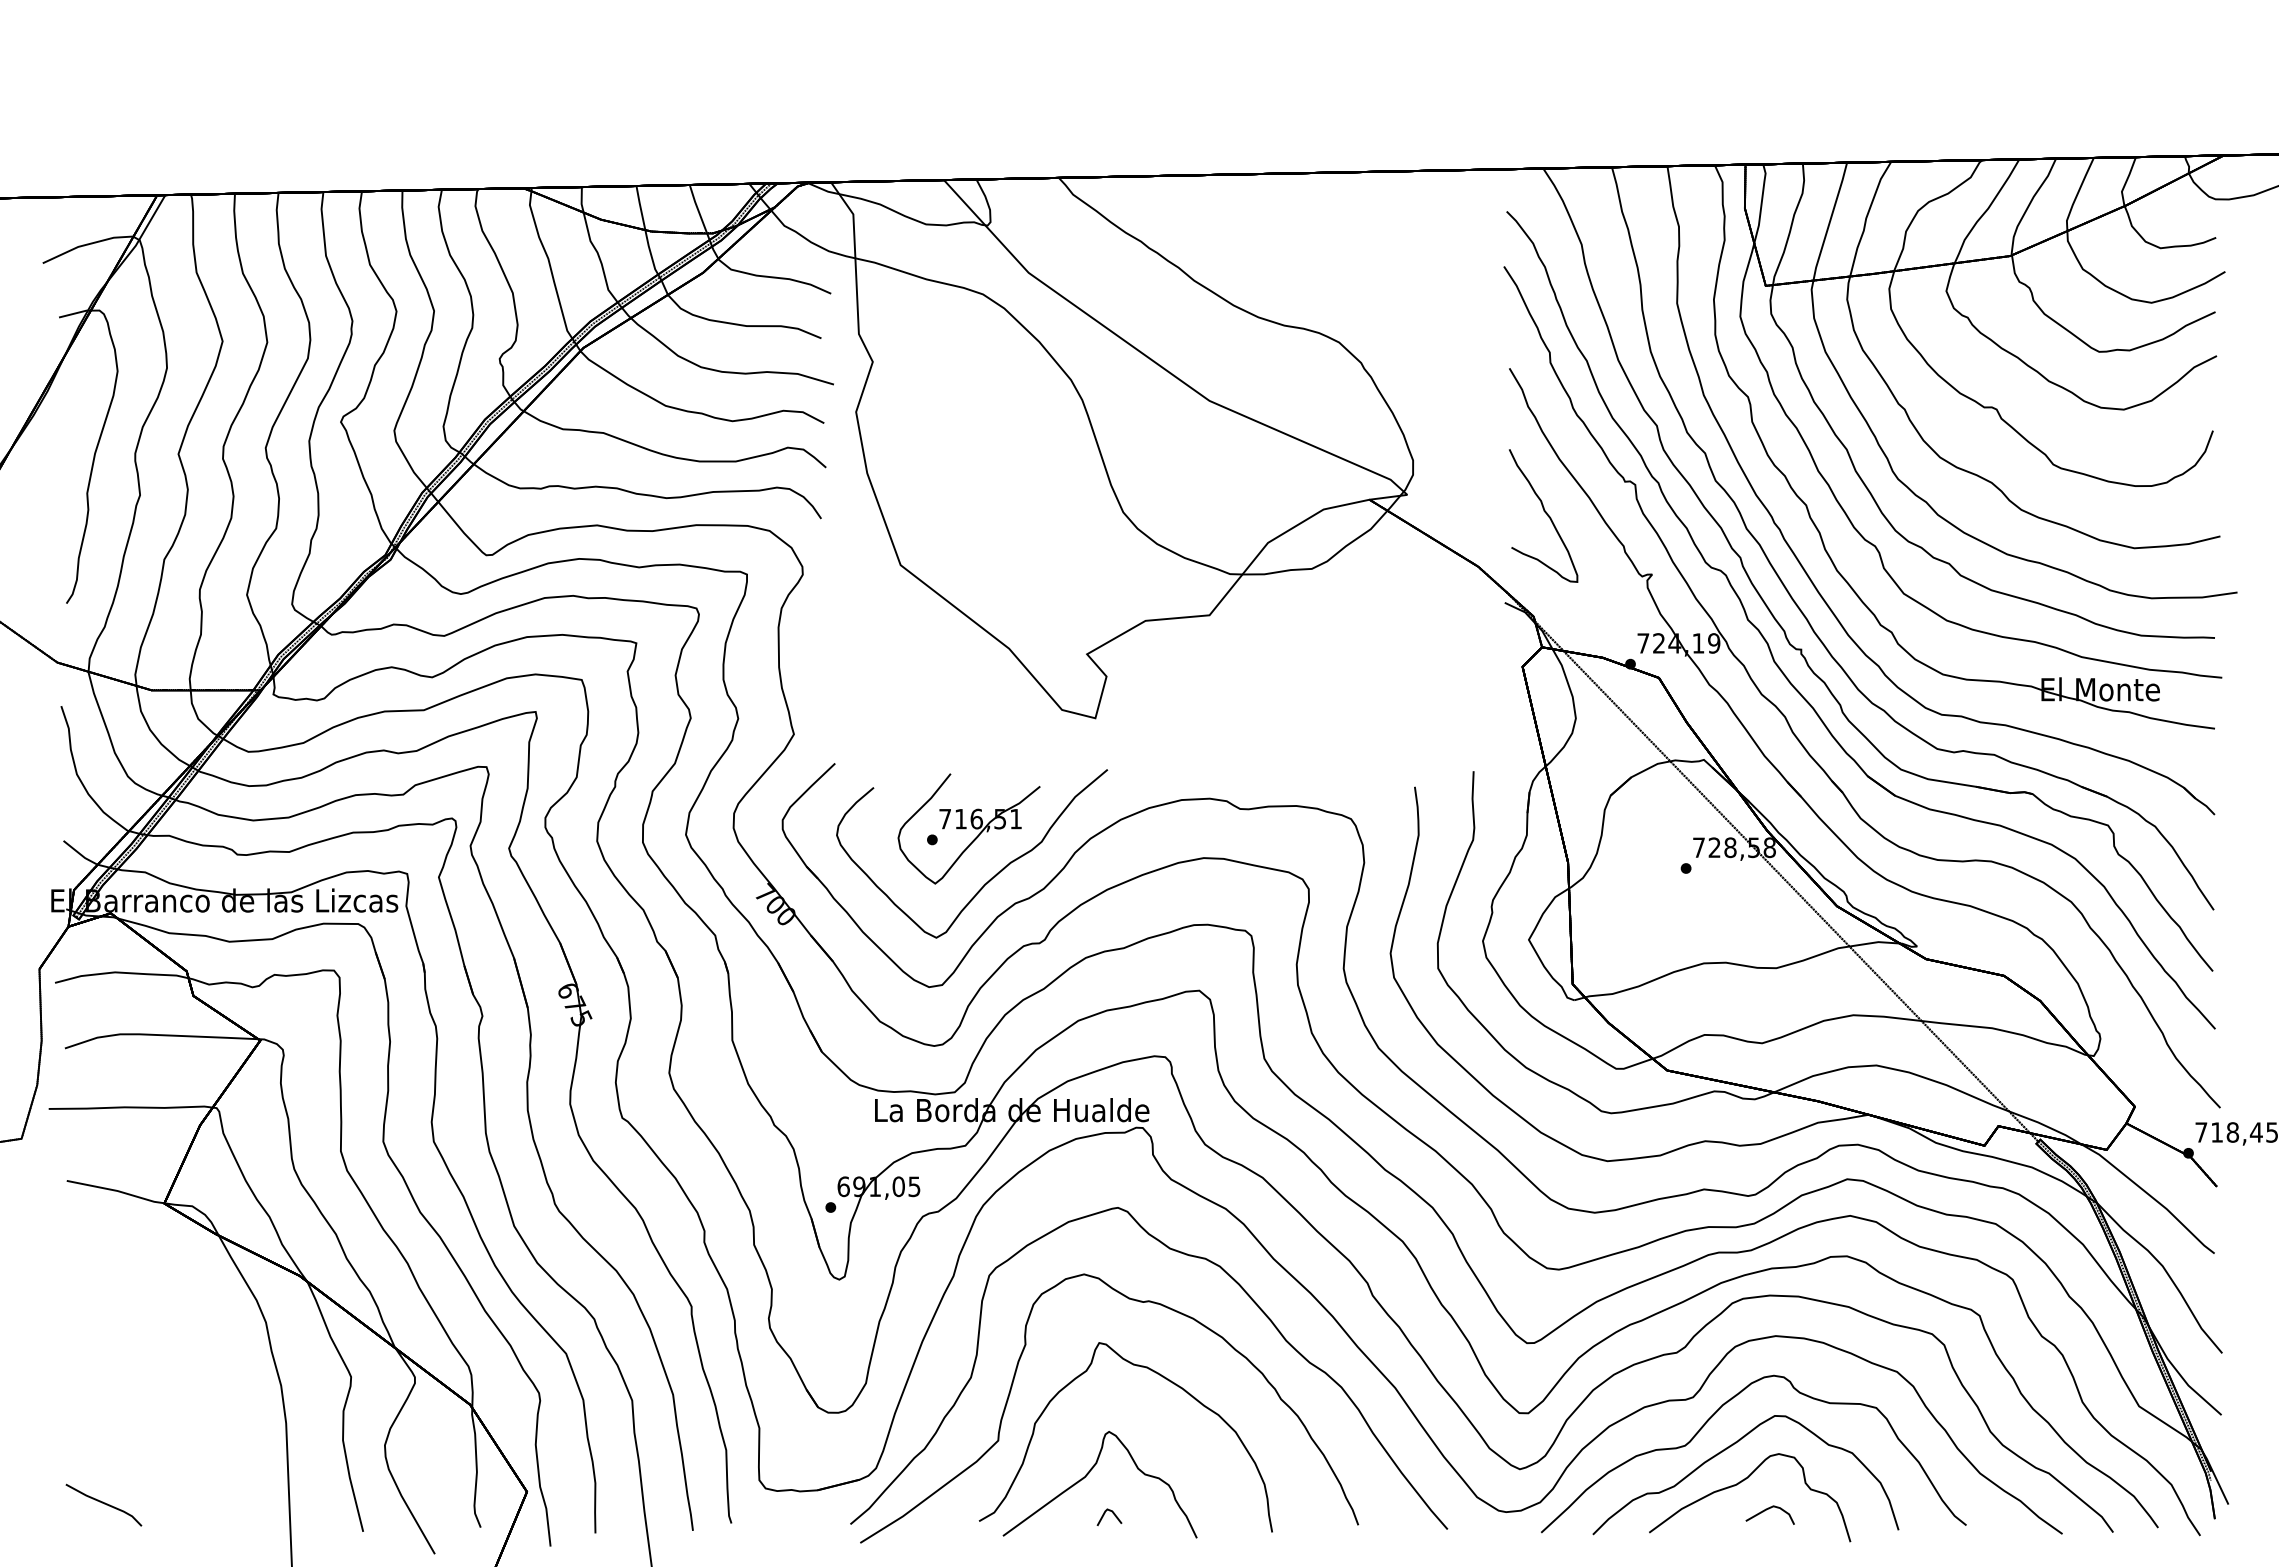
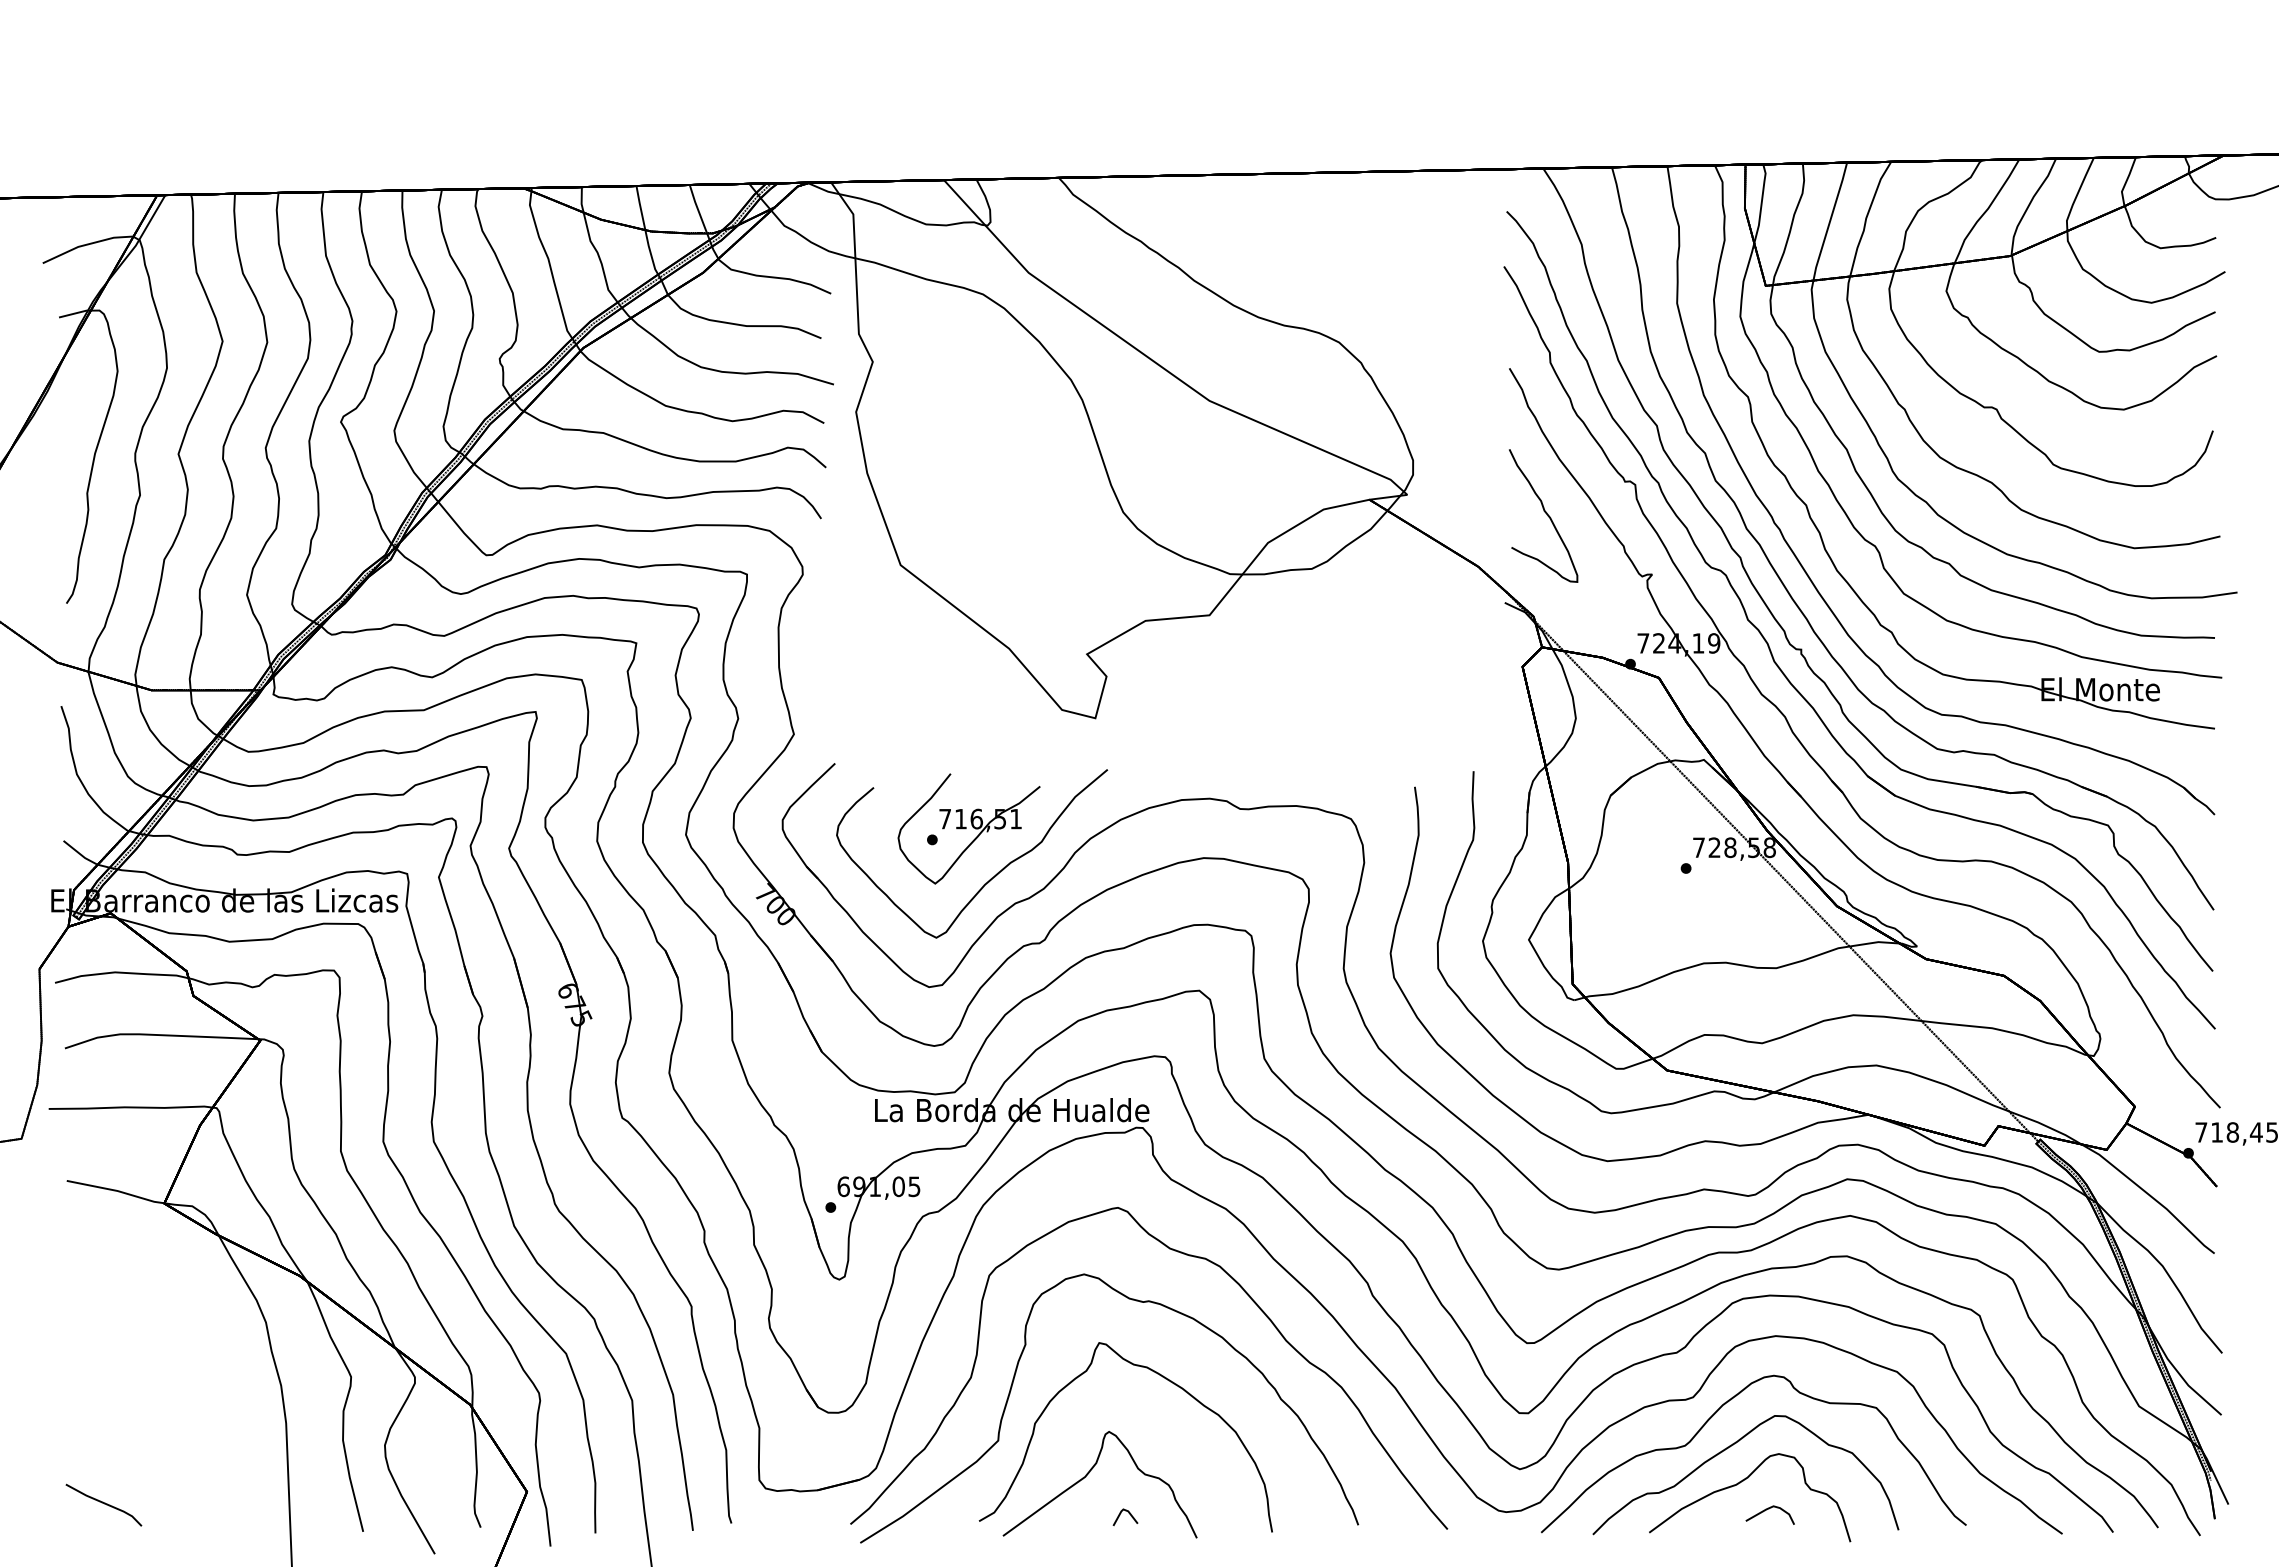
part position: (1109, 1517) -> (1125, 1517) (1125, 1517)
